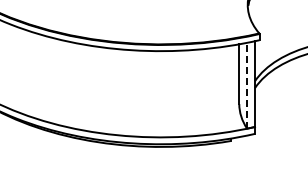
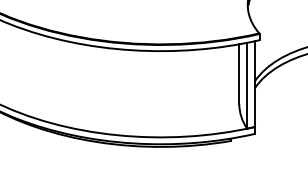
line: dashed -> solid (247, 85)
